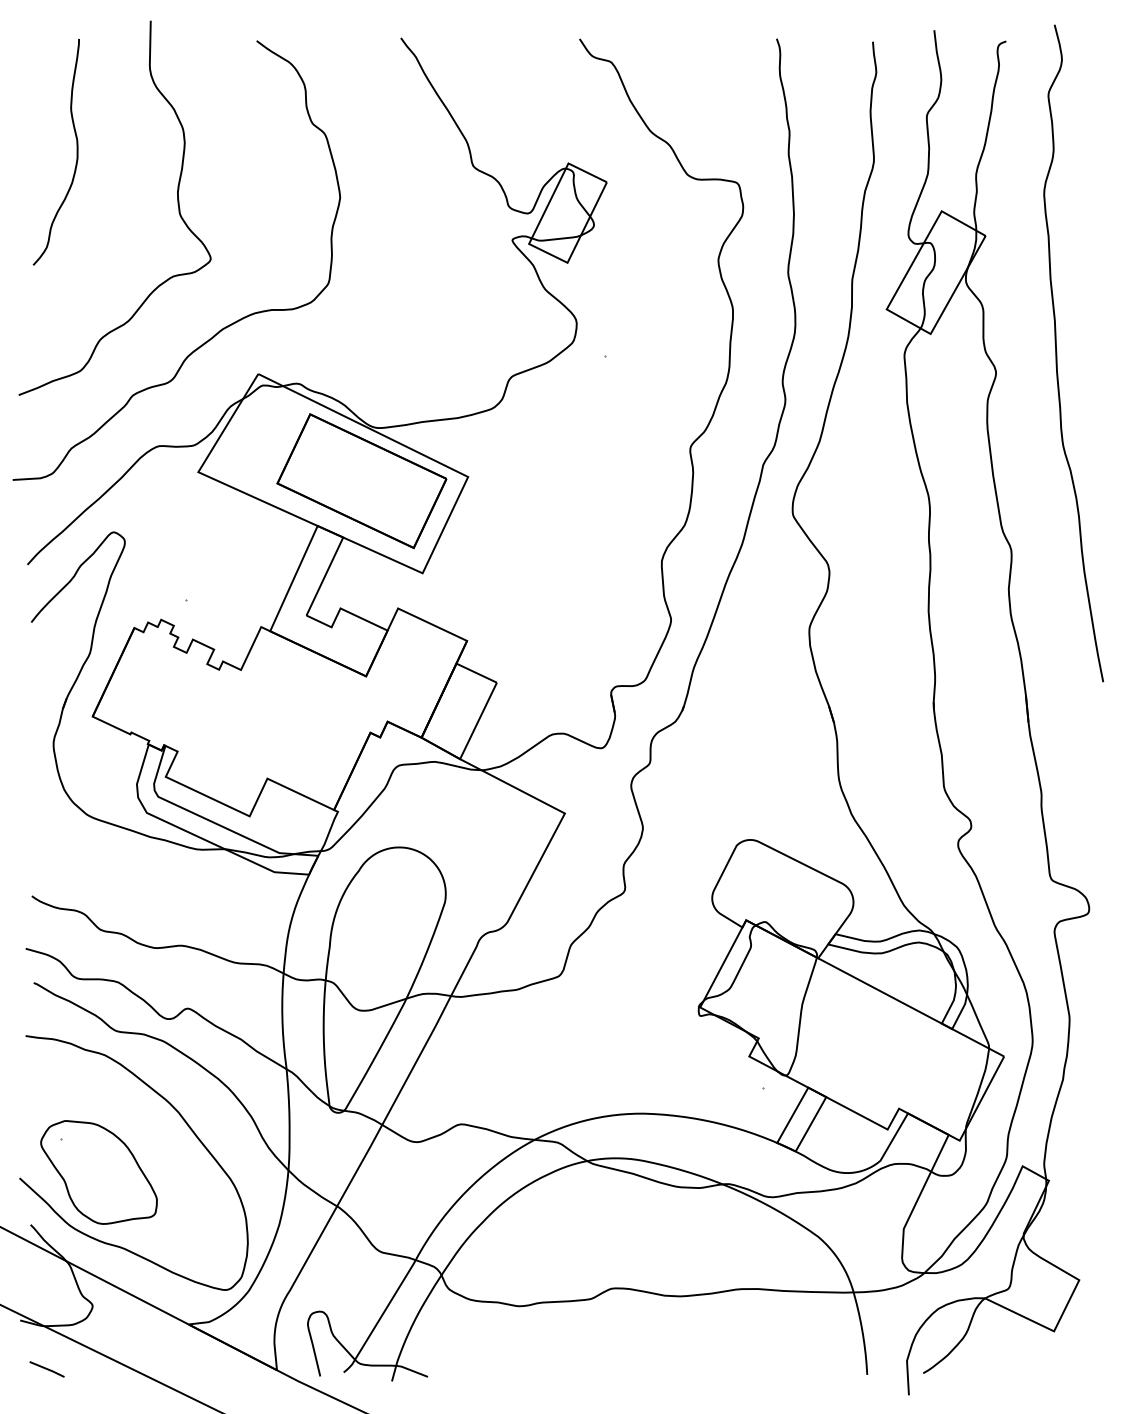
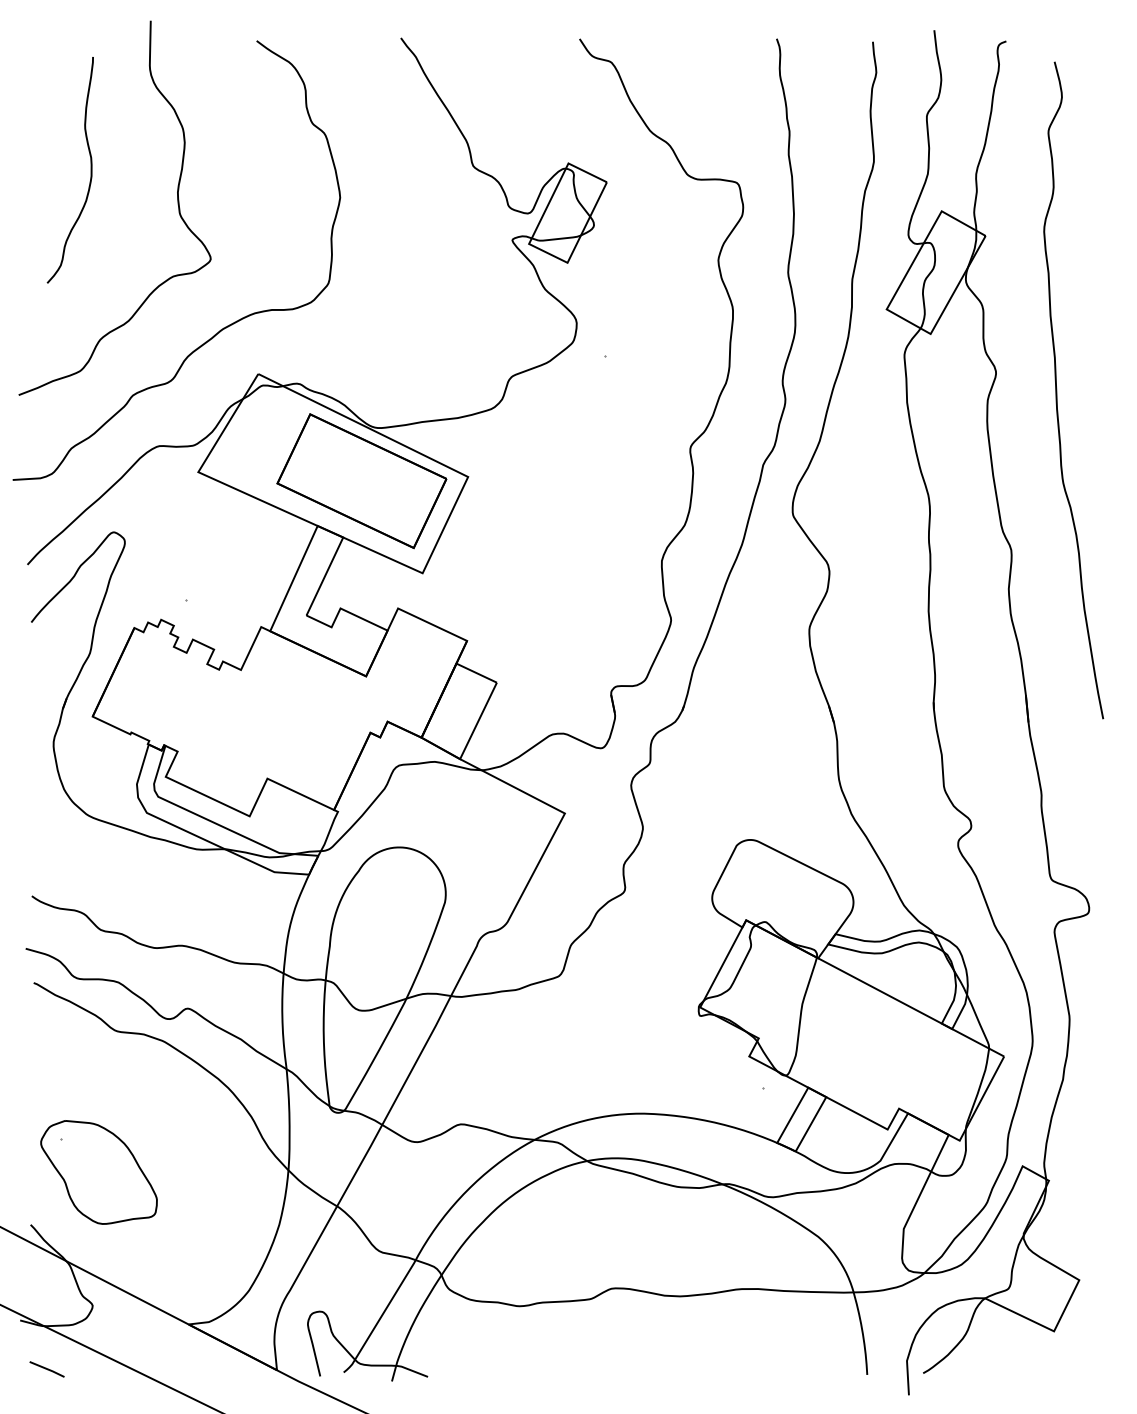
curve position: (76, 152) -> (90, 170) (90, 170)
curve position: (1057, 353) -> (1057, 390) (1057, 390)
curve: present -> none (185, 1123)
